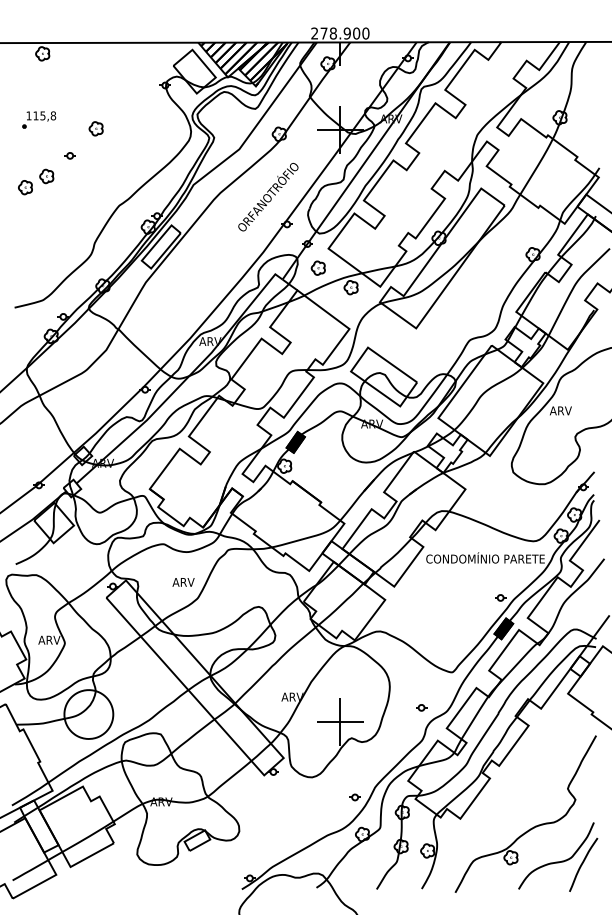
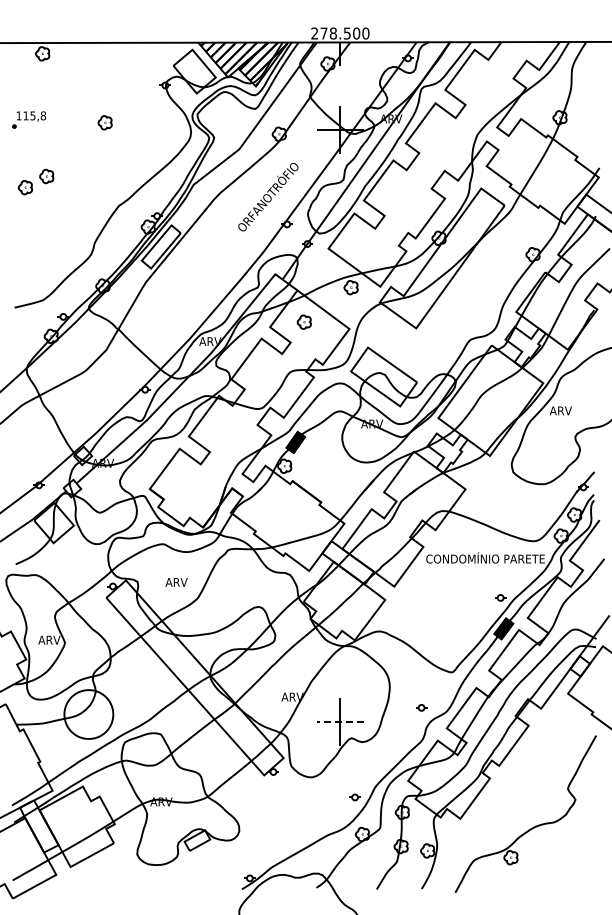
text: 278.900 -> 278.500 (346, 33)
part position: (39, 119) -> (29, 119) (29, 119)
part position: (95, 128) -> (104, 122) (104, 122)
part: present -> none (69, 155)
part position: (317, 267) -> (303, 321) (303, 321)
text position: (183, 582) -> (176, 582) (176, 582)
line: solid -> dashed (340, 722)
part: present -> none (558, 856)
